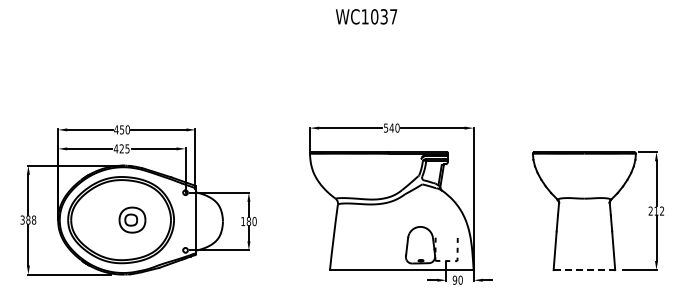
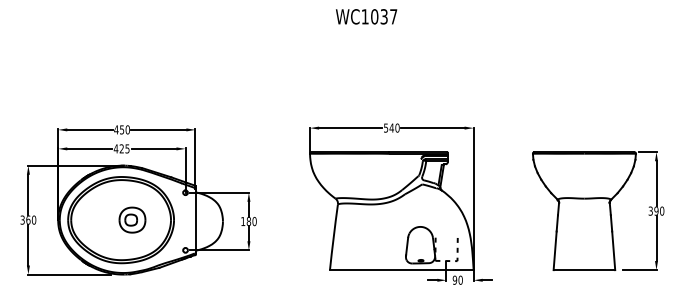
text: 212 -> 390 (656, 210)
text: 388 -> 360 (31, 219)
line: dashed -> solid (584, 270)
